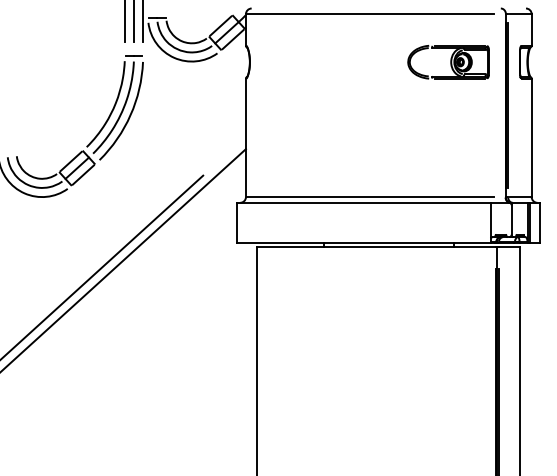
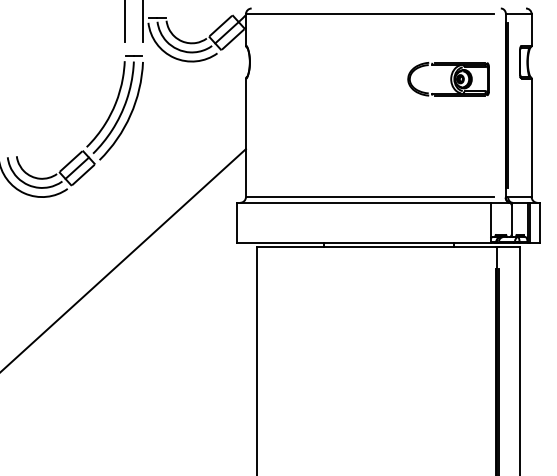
line: present -> none (134, 22)
part position: (448, 62) -> (448, 79) (448, 79)
line: present -> none (102, 266)
